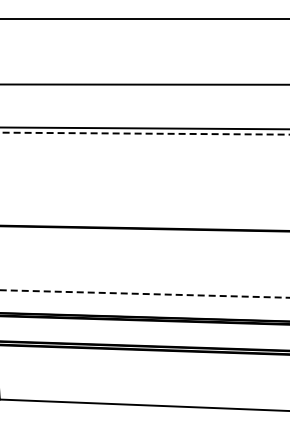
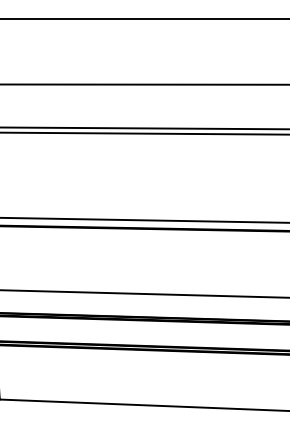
line: dashed -> solid (144, 133)
line: none -> present (144, 219)
line: dashed -> solid (145, 294)
